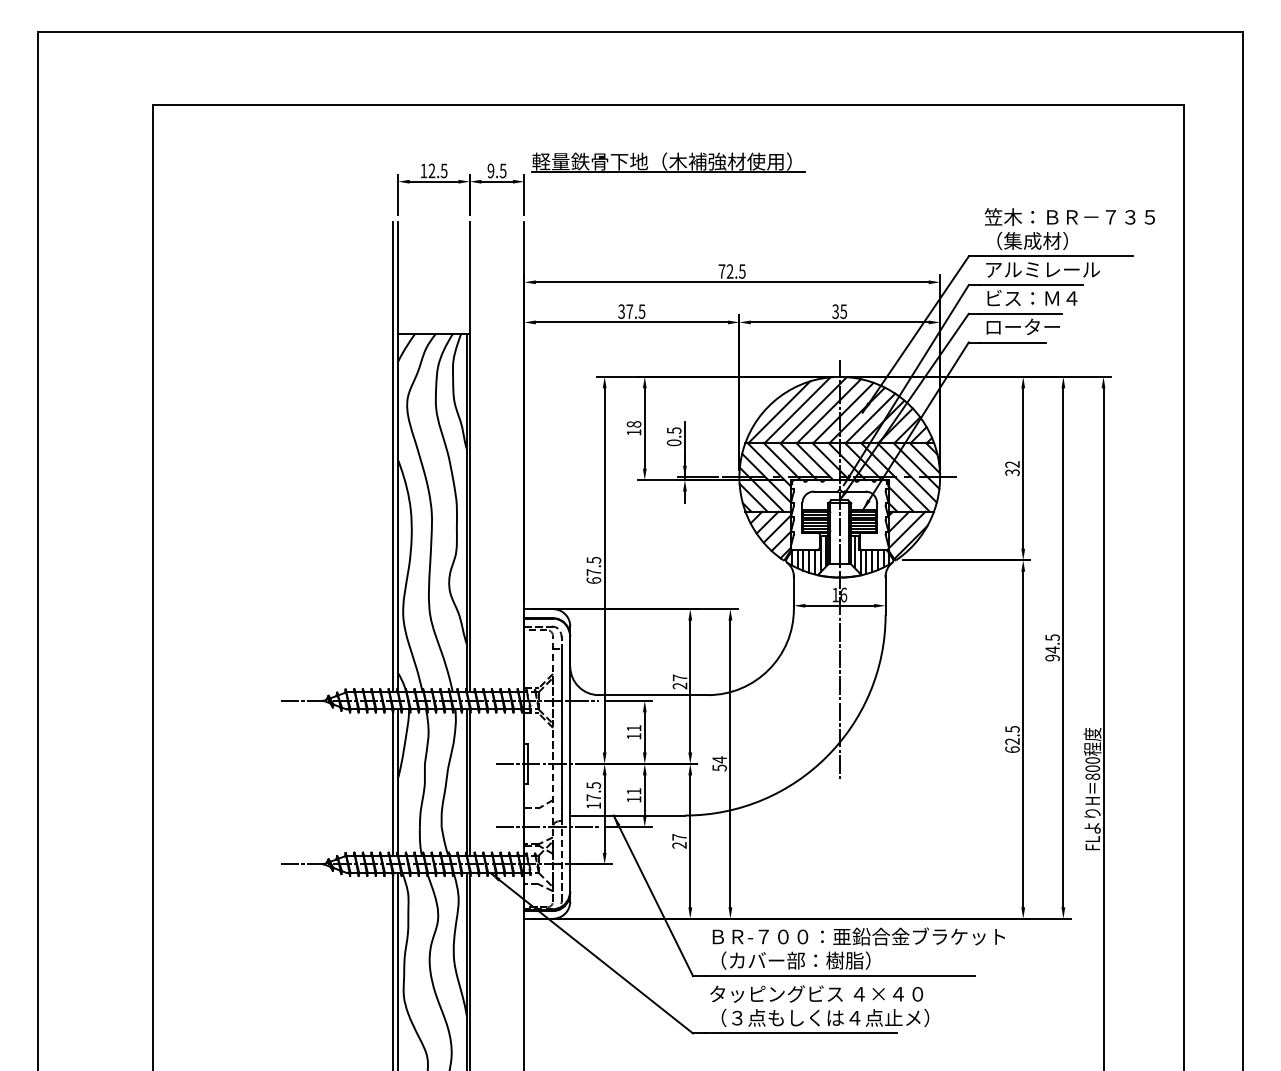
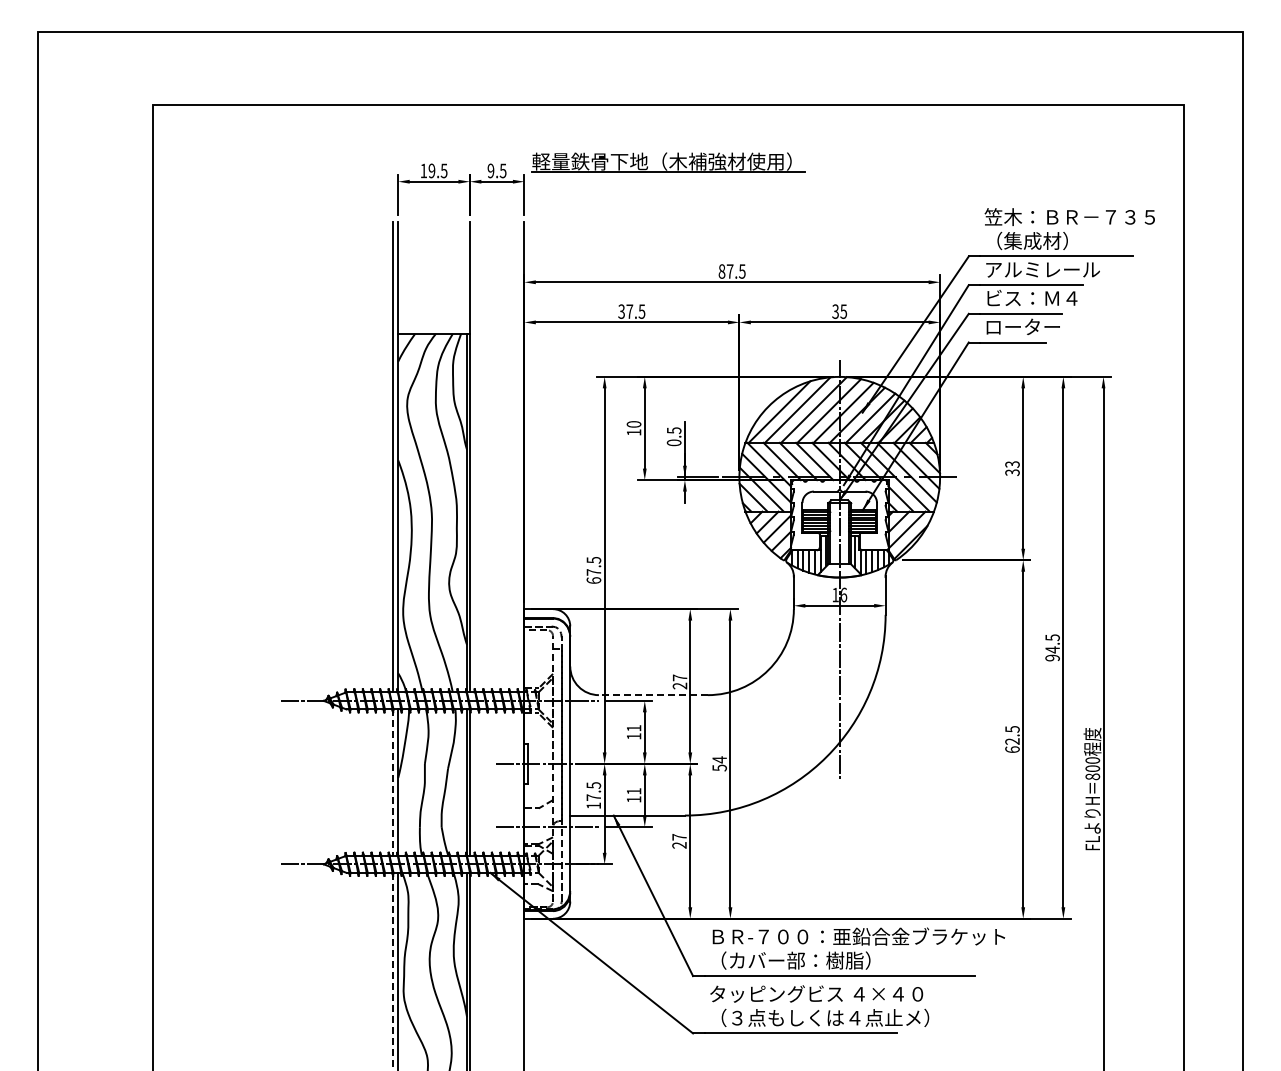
text: 12.5 -> 19.5 (431, 171)
text: 72.5 -> 87.5 (725, 271)
text: 18 -> 10 (633, 424)
text: 32 -> 33 (1012, 464)
line: solid -> dashed (652, 695)
line: solid -> dashed (392, 783)
line: solid -> dashed (392, 971)
